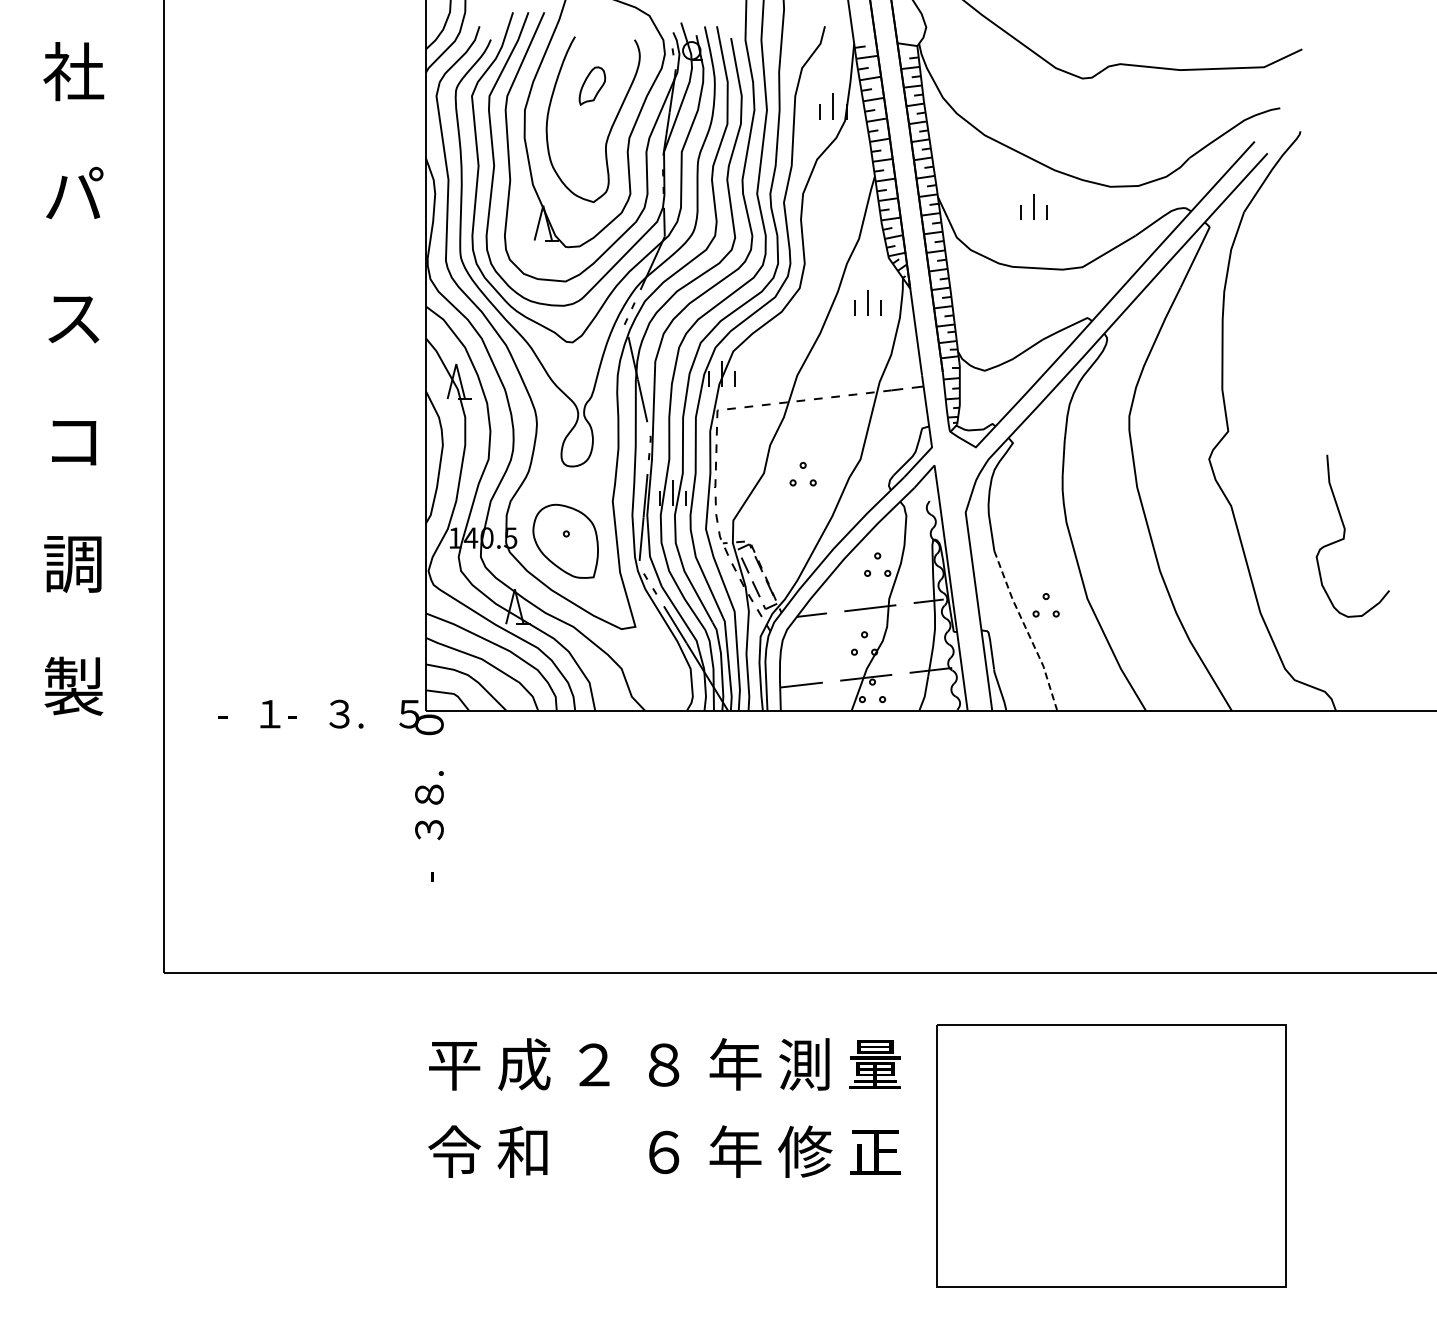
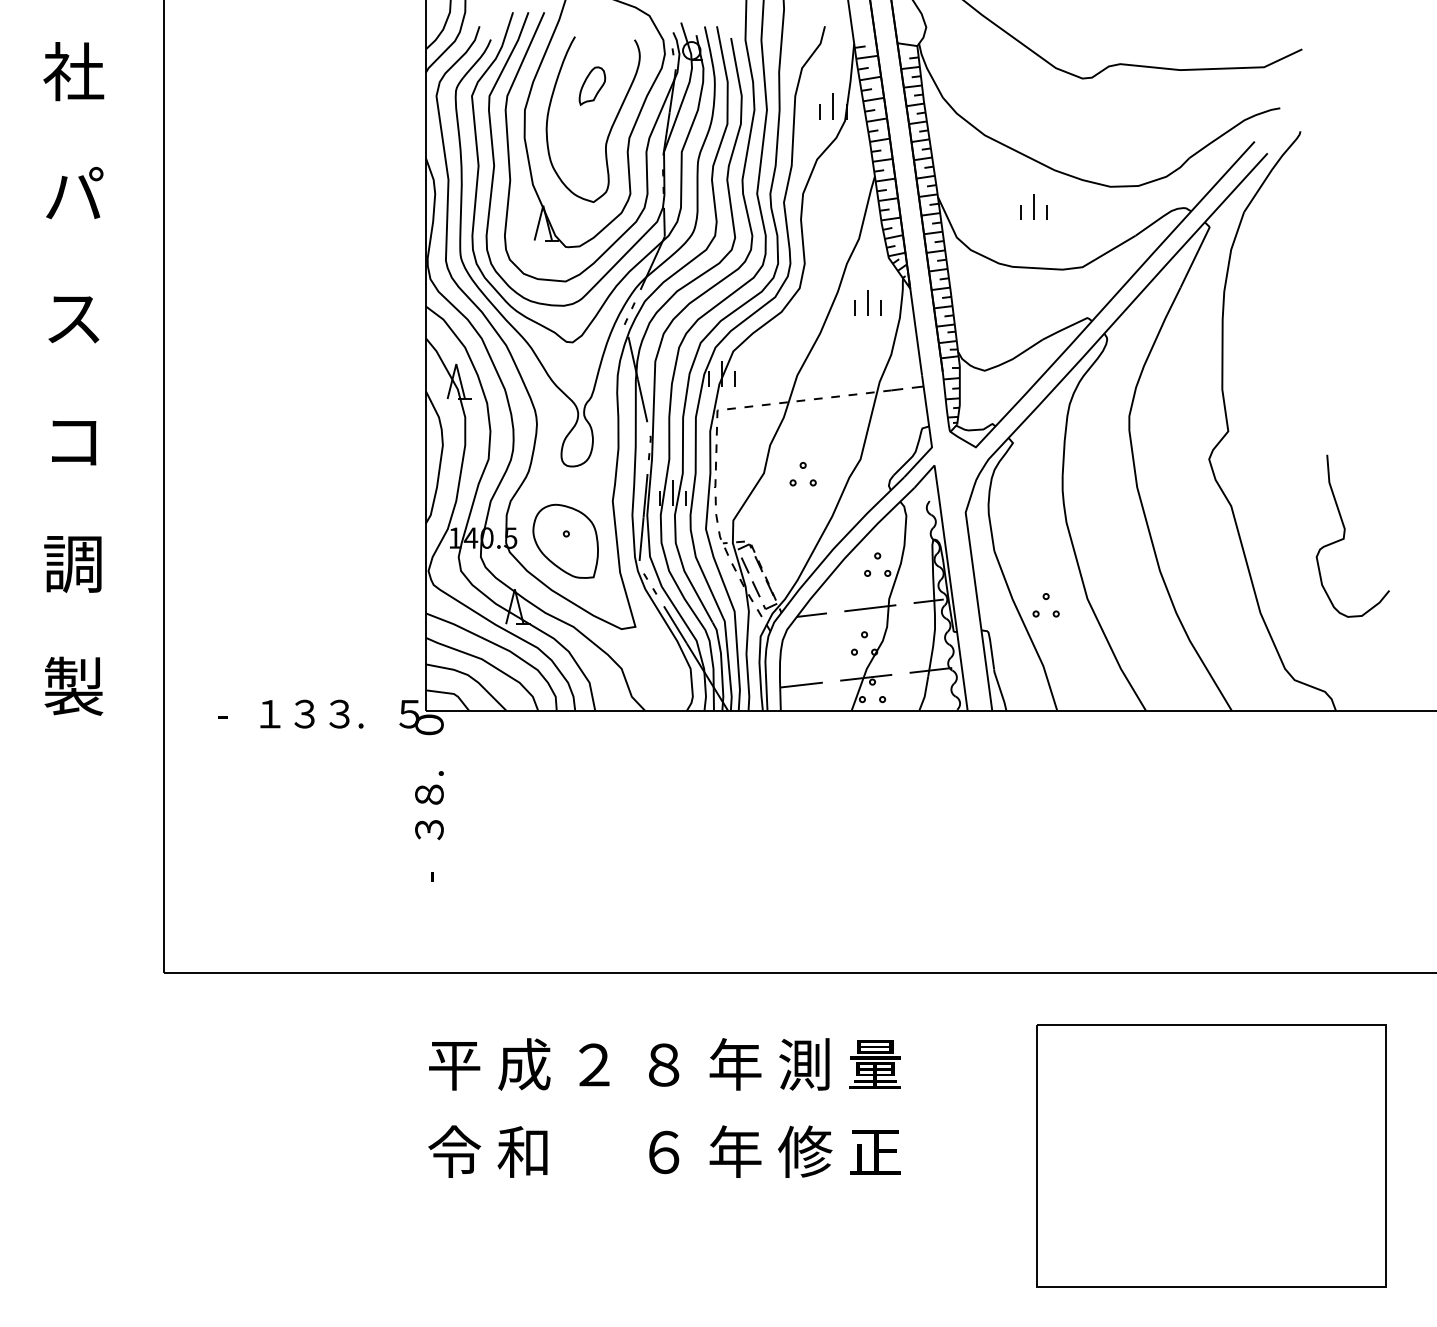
line: dashed -> solid (1027, 631)
text: - -> ３ (301, 713)
part position: (1111, 1155) -> (1211, 1155) (1211, 1155)
